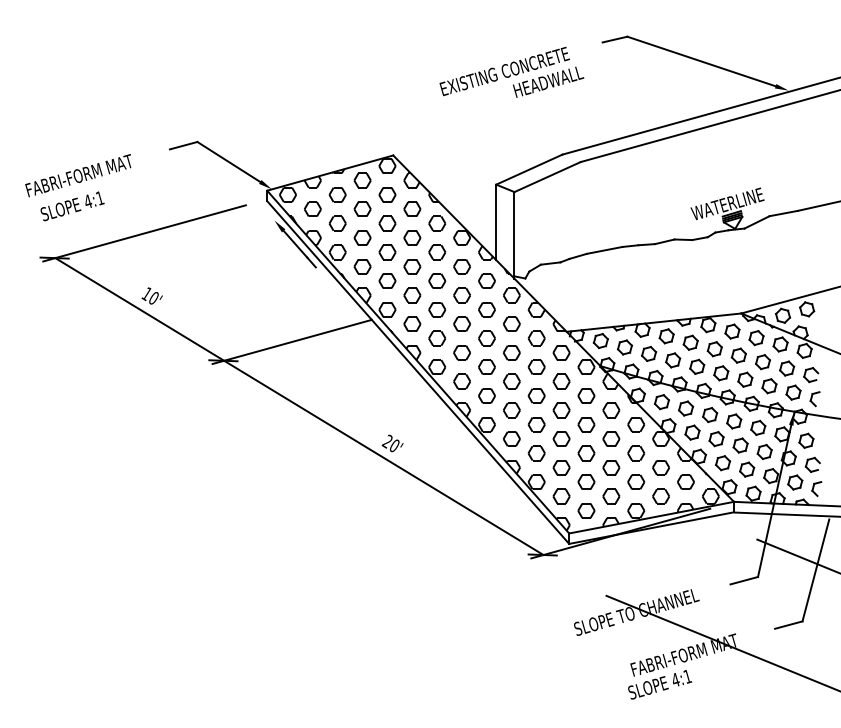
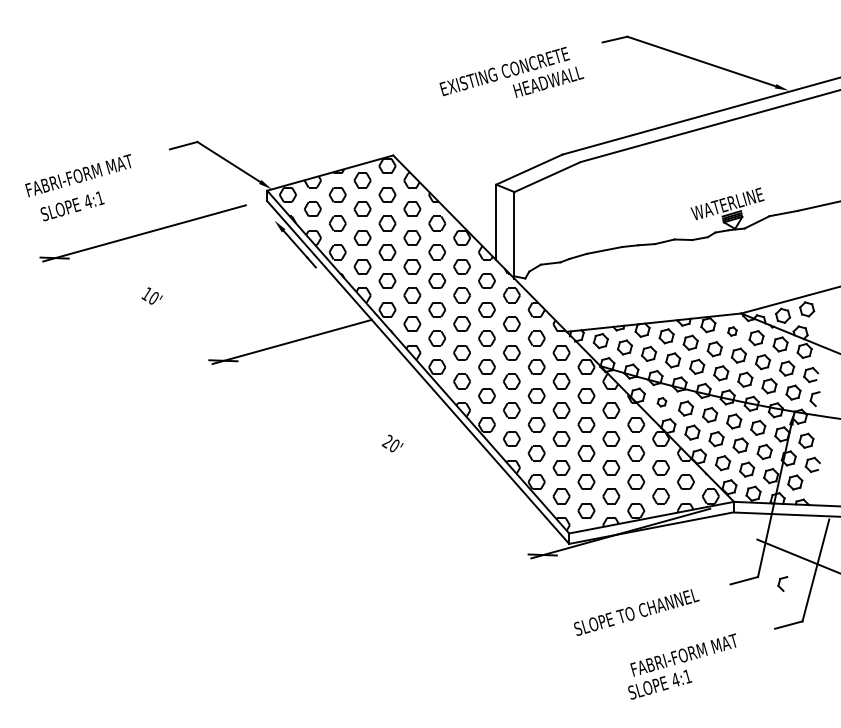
part size: 17x17 px -> 11x11 px (732, 331)
part size: 16x17 px -> 12x11 px (661, 402)
line: present -> none (299, 406)
part position: (816, 488) -> (782, 583) (782, 583)
line: present -> none (721, 642)
